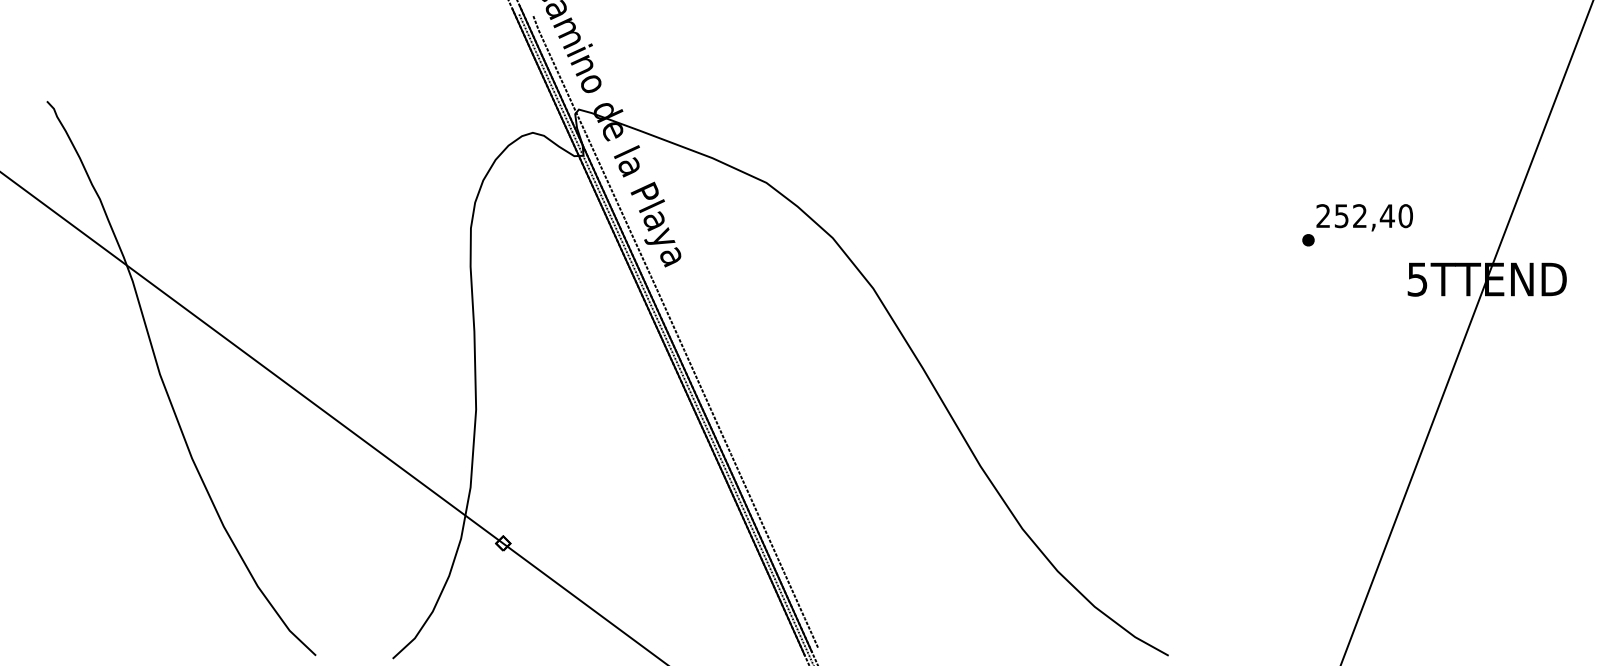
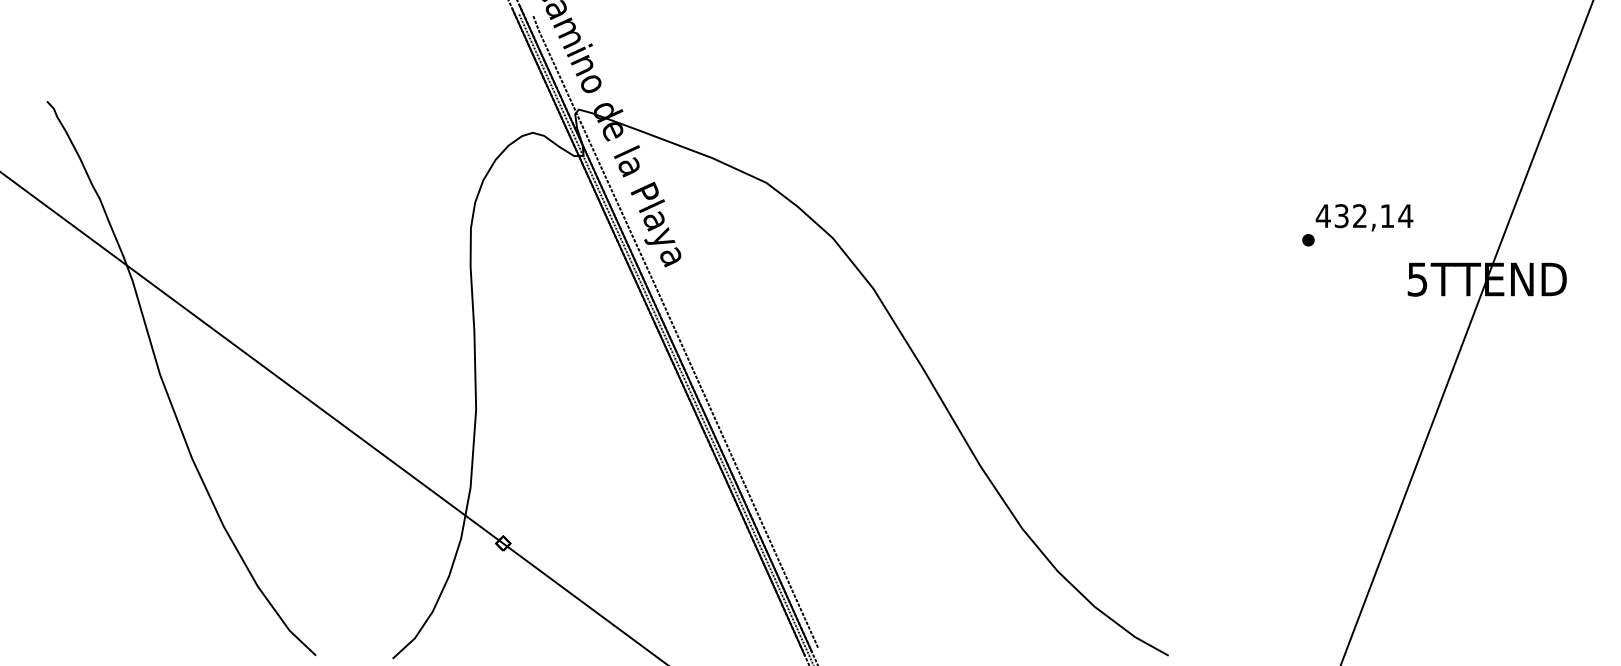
text: 252,40 -> 432,14 (1364, 216)
